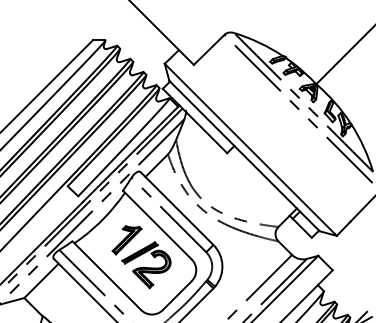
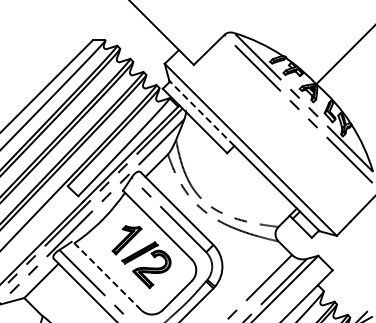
line: solid -> dashed (202, 113)
line: solid -> dashed (106, 275)
